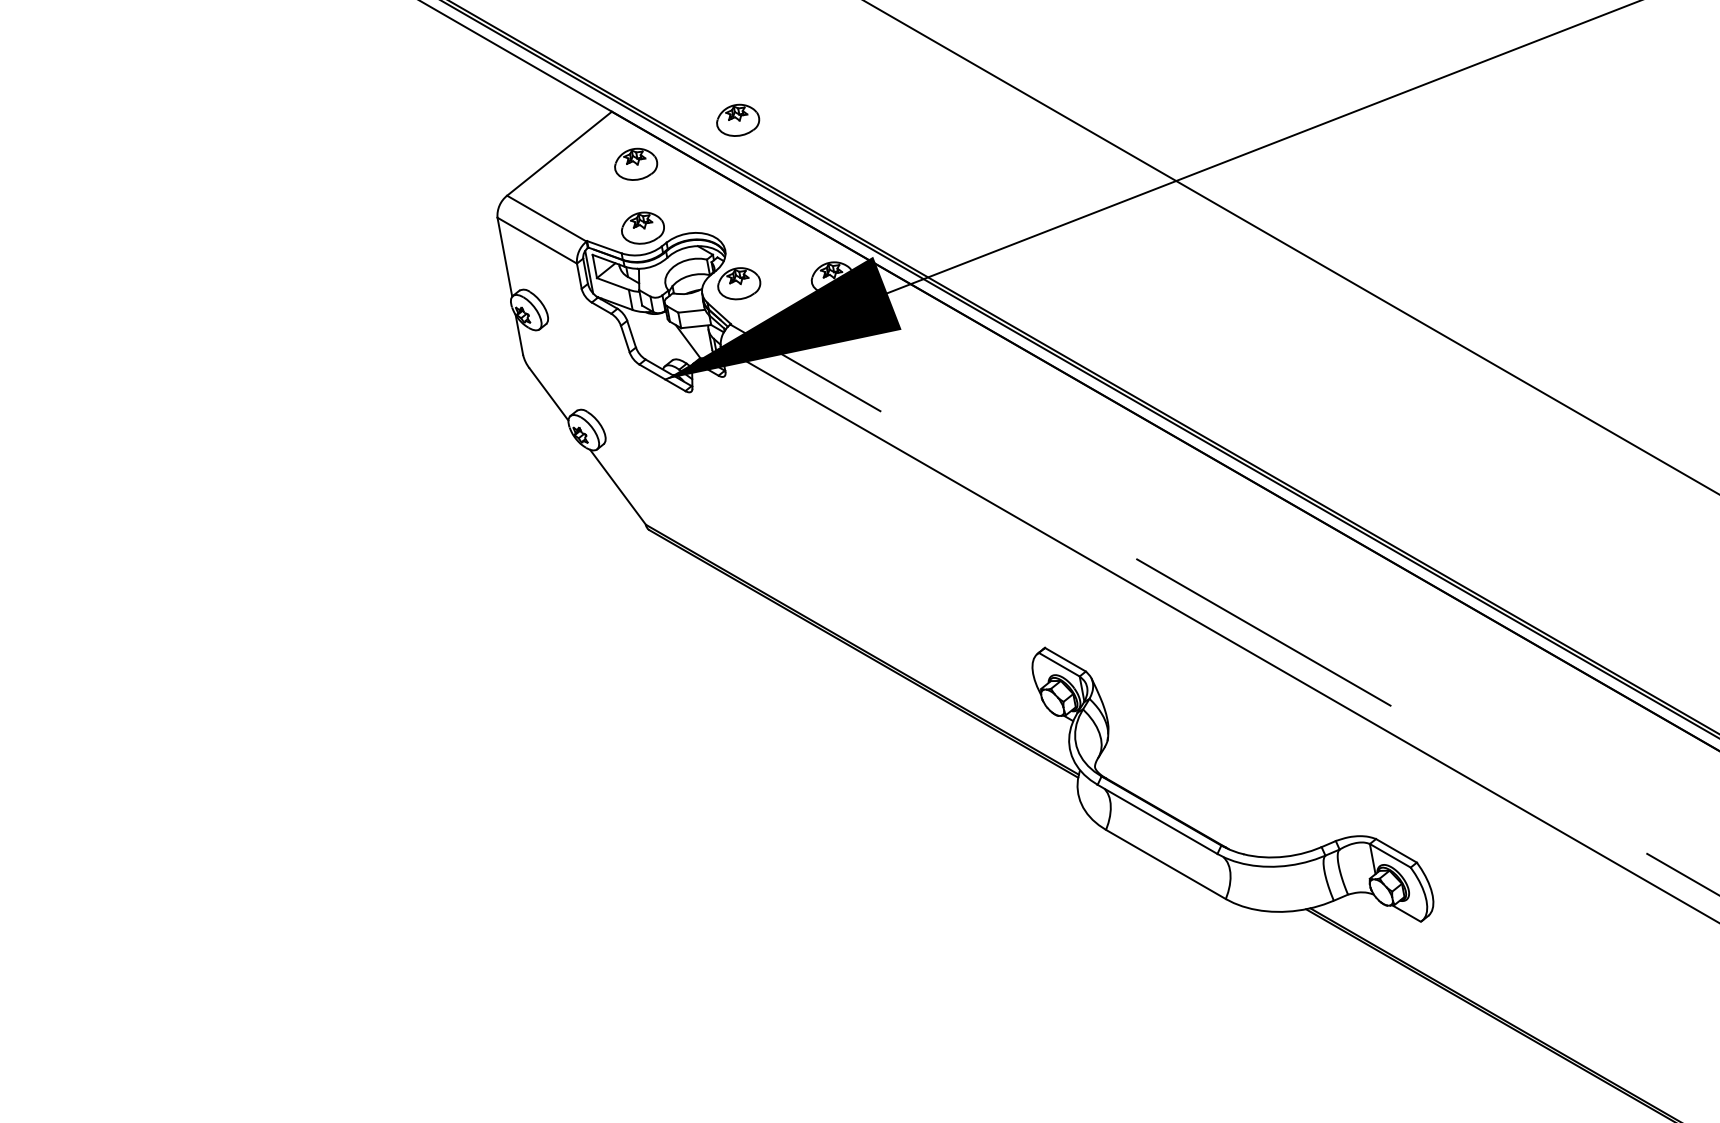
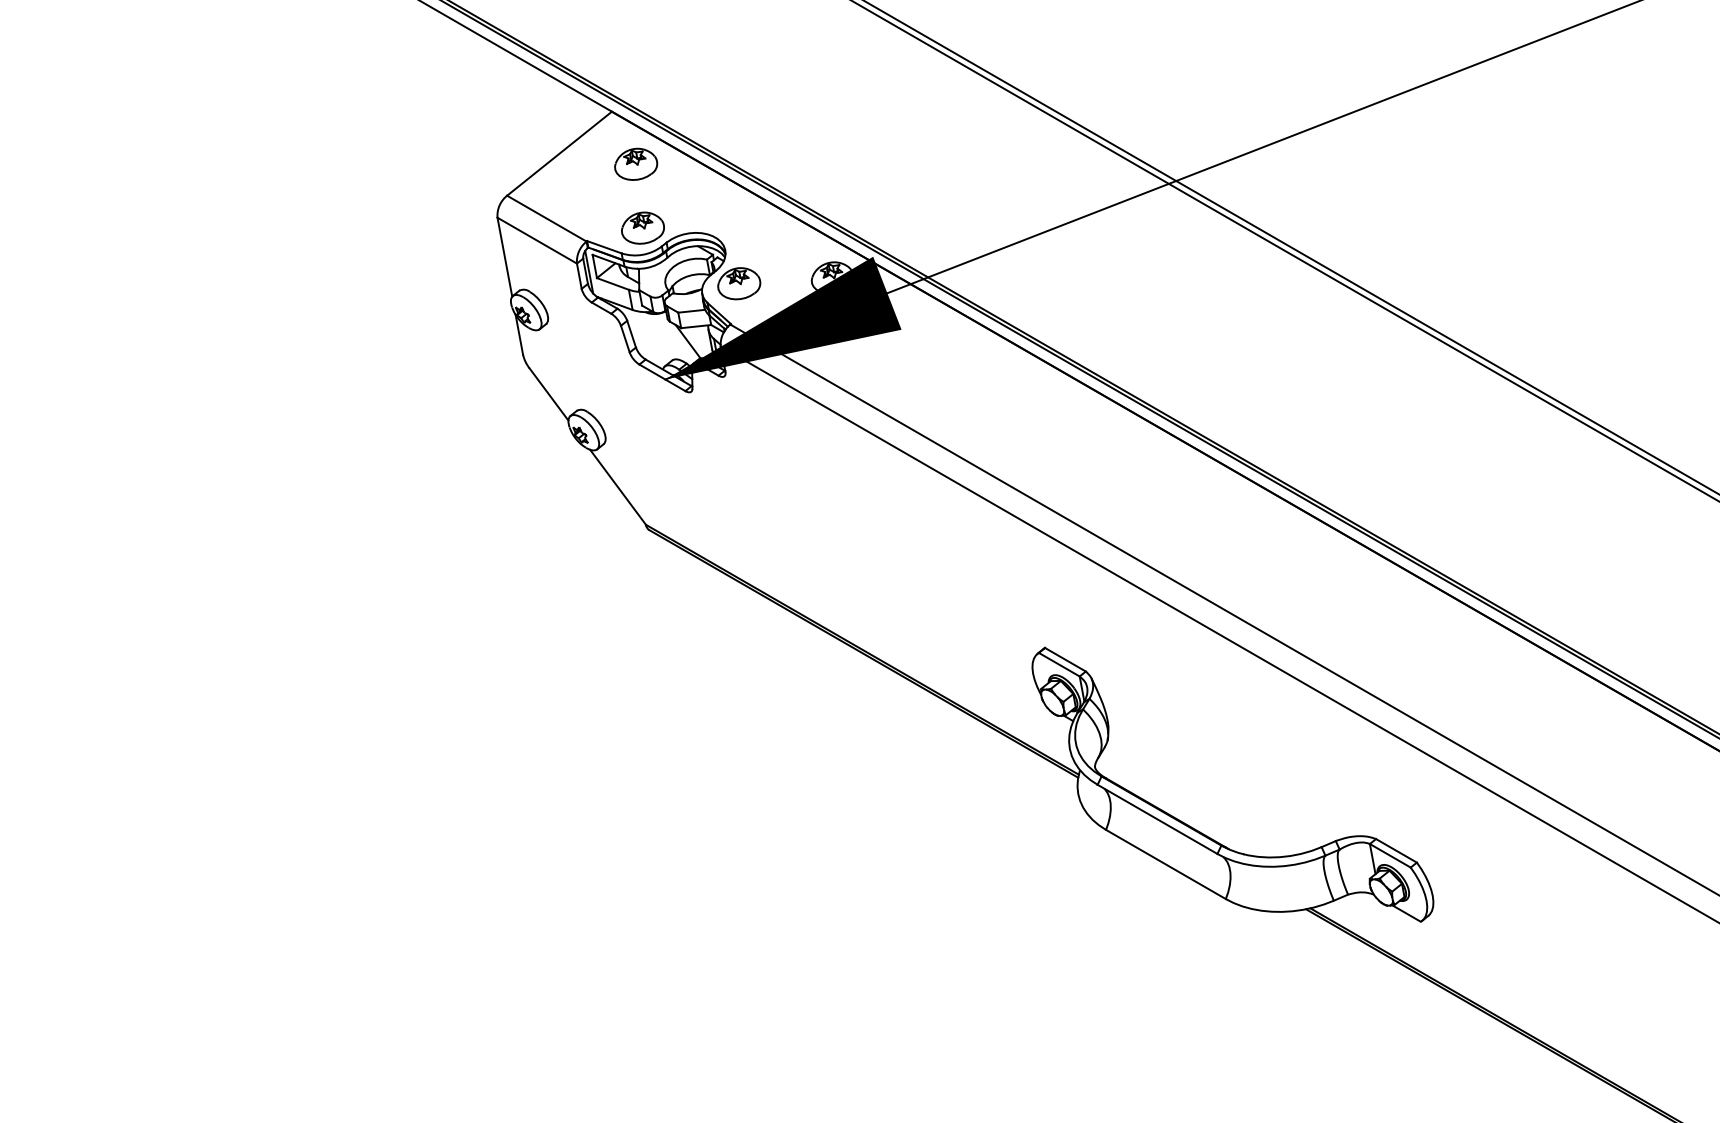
part: present -> none (738, 119)
line: none -> present (1285, 251)
line: dashed -> solid (1224, 609)
